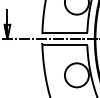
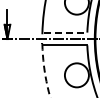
line: solid -> dashed (65, 32)
arc: solid -> dashed (44, 71)
